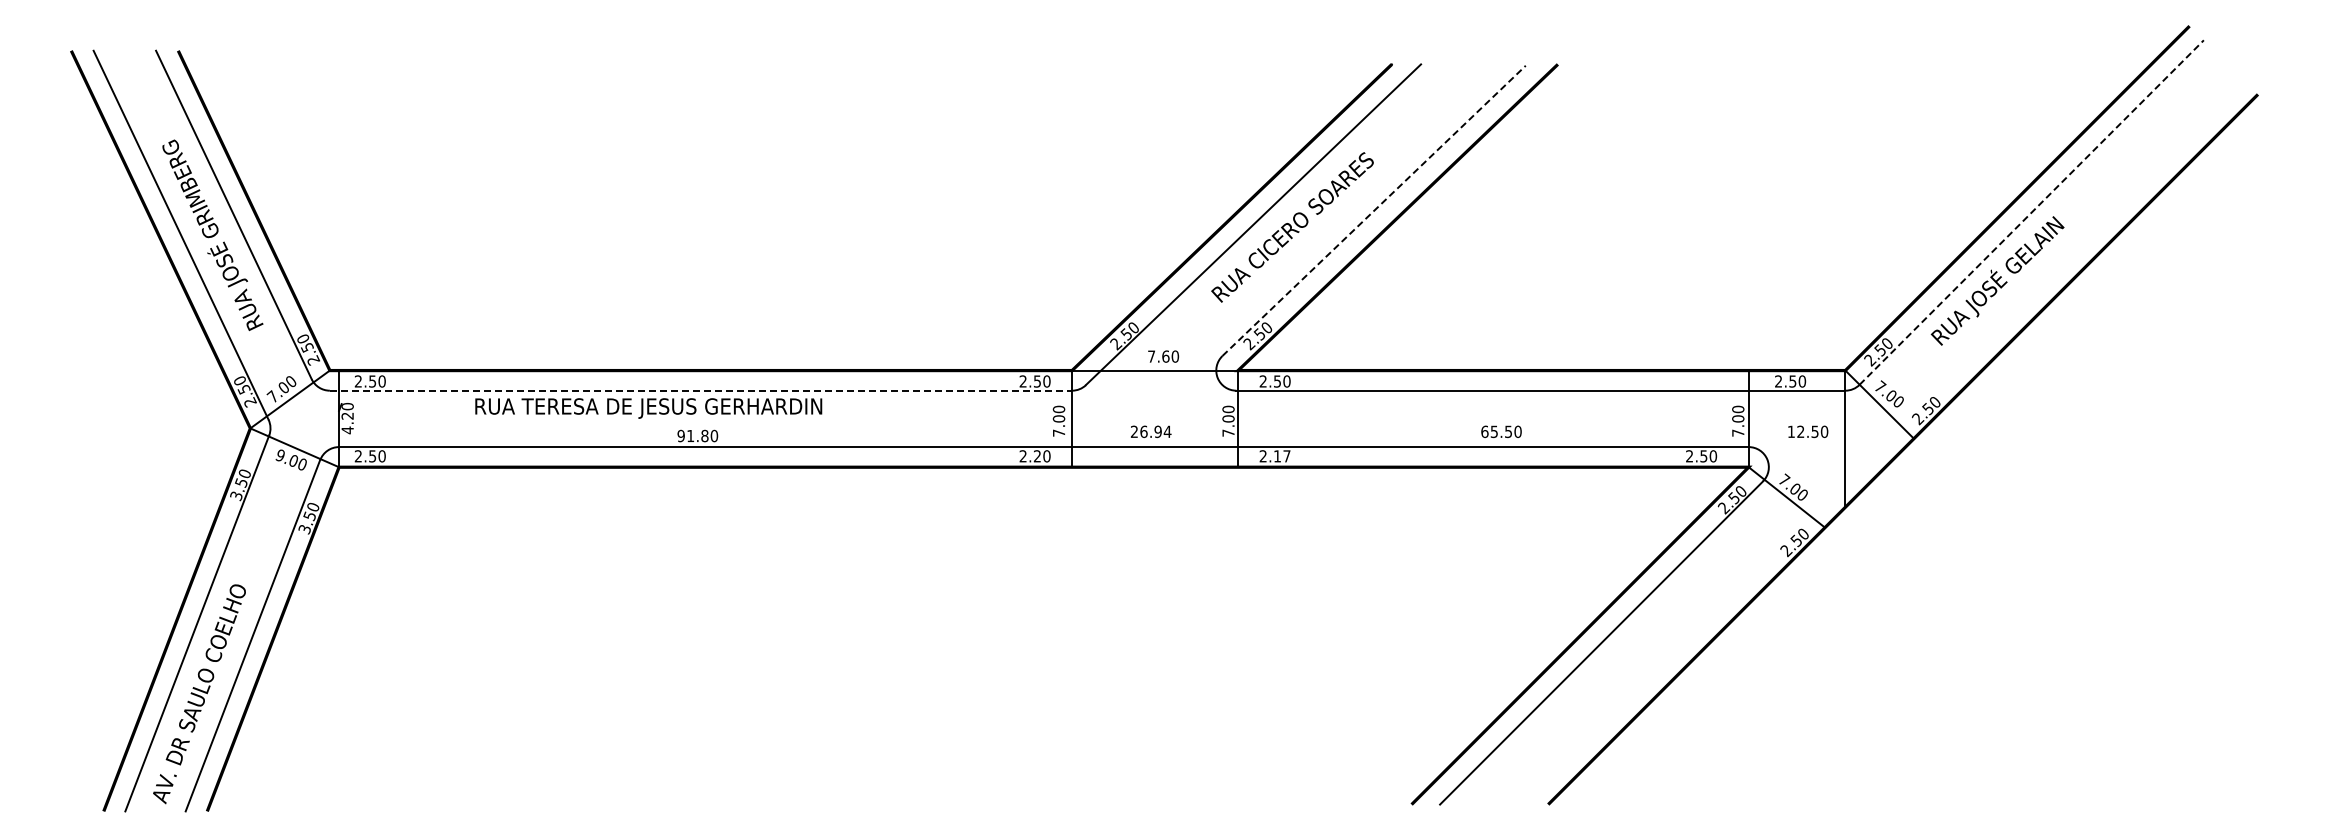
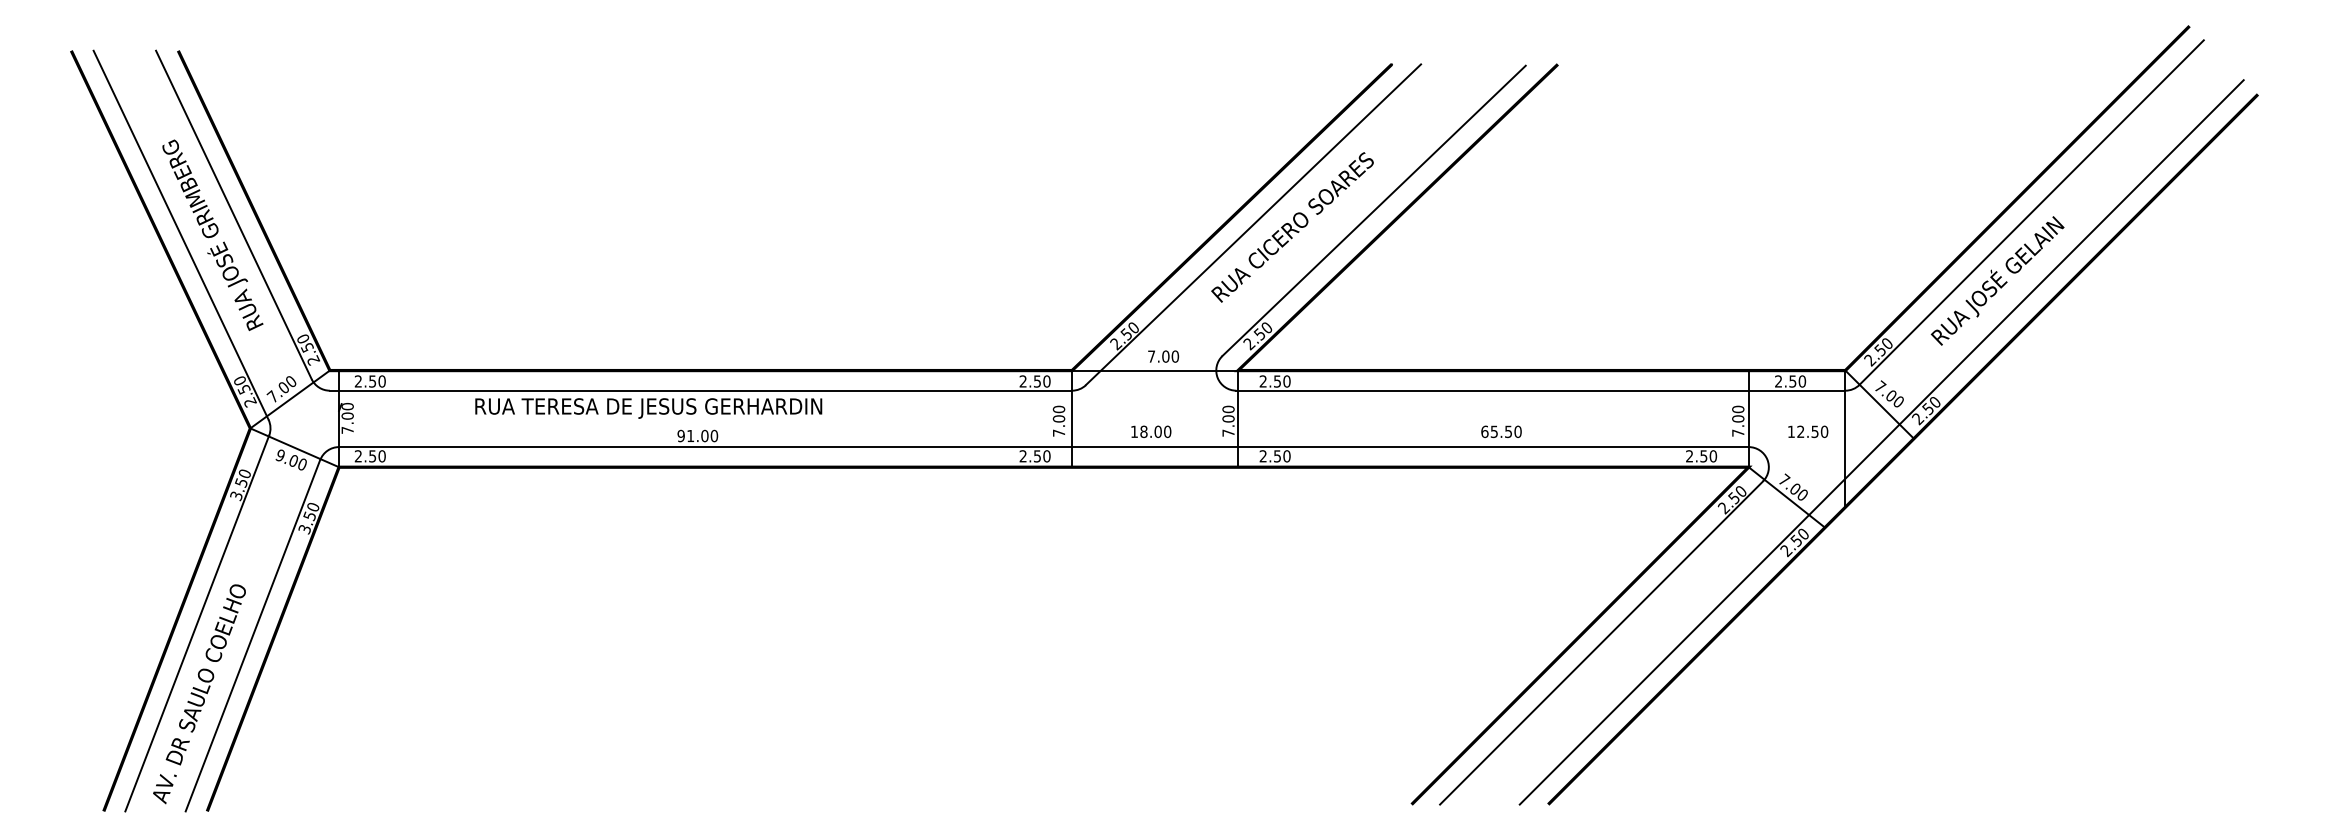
line: dashed -> solid (1374, 210)
line: dashed -> solid (2031, 212)
text: 7.60 -> 7.00 (1165, 356)
line: dashed -> solid (701, 390)
text: 4.20 -> 7.00 (347, 423)
text: 26.94 -> 18.00 (1150, 431)
text: 91.80 -> 91.00 (704, 435)
line: none -> present (1881, 442)
text: 2.20 -> 2.50 (1037, 456)
text: 2.17 -> 2.50 (1282, 456)
